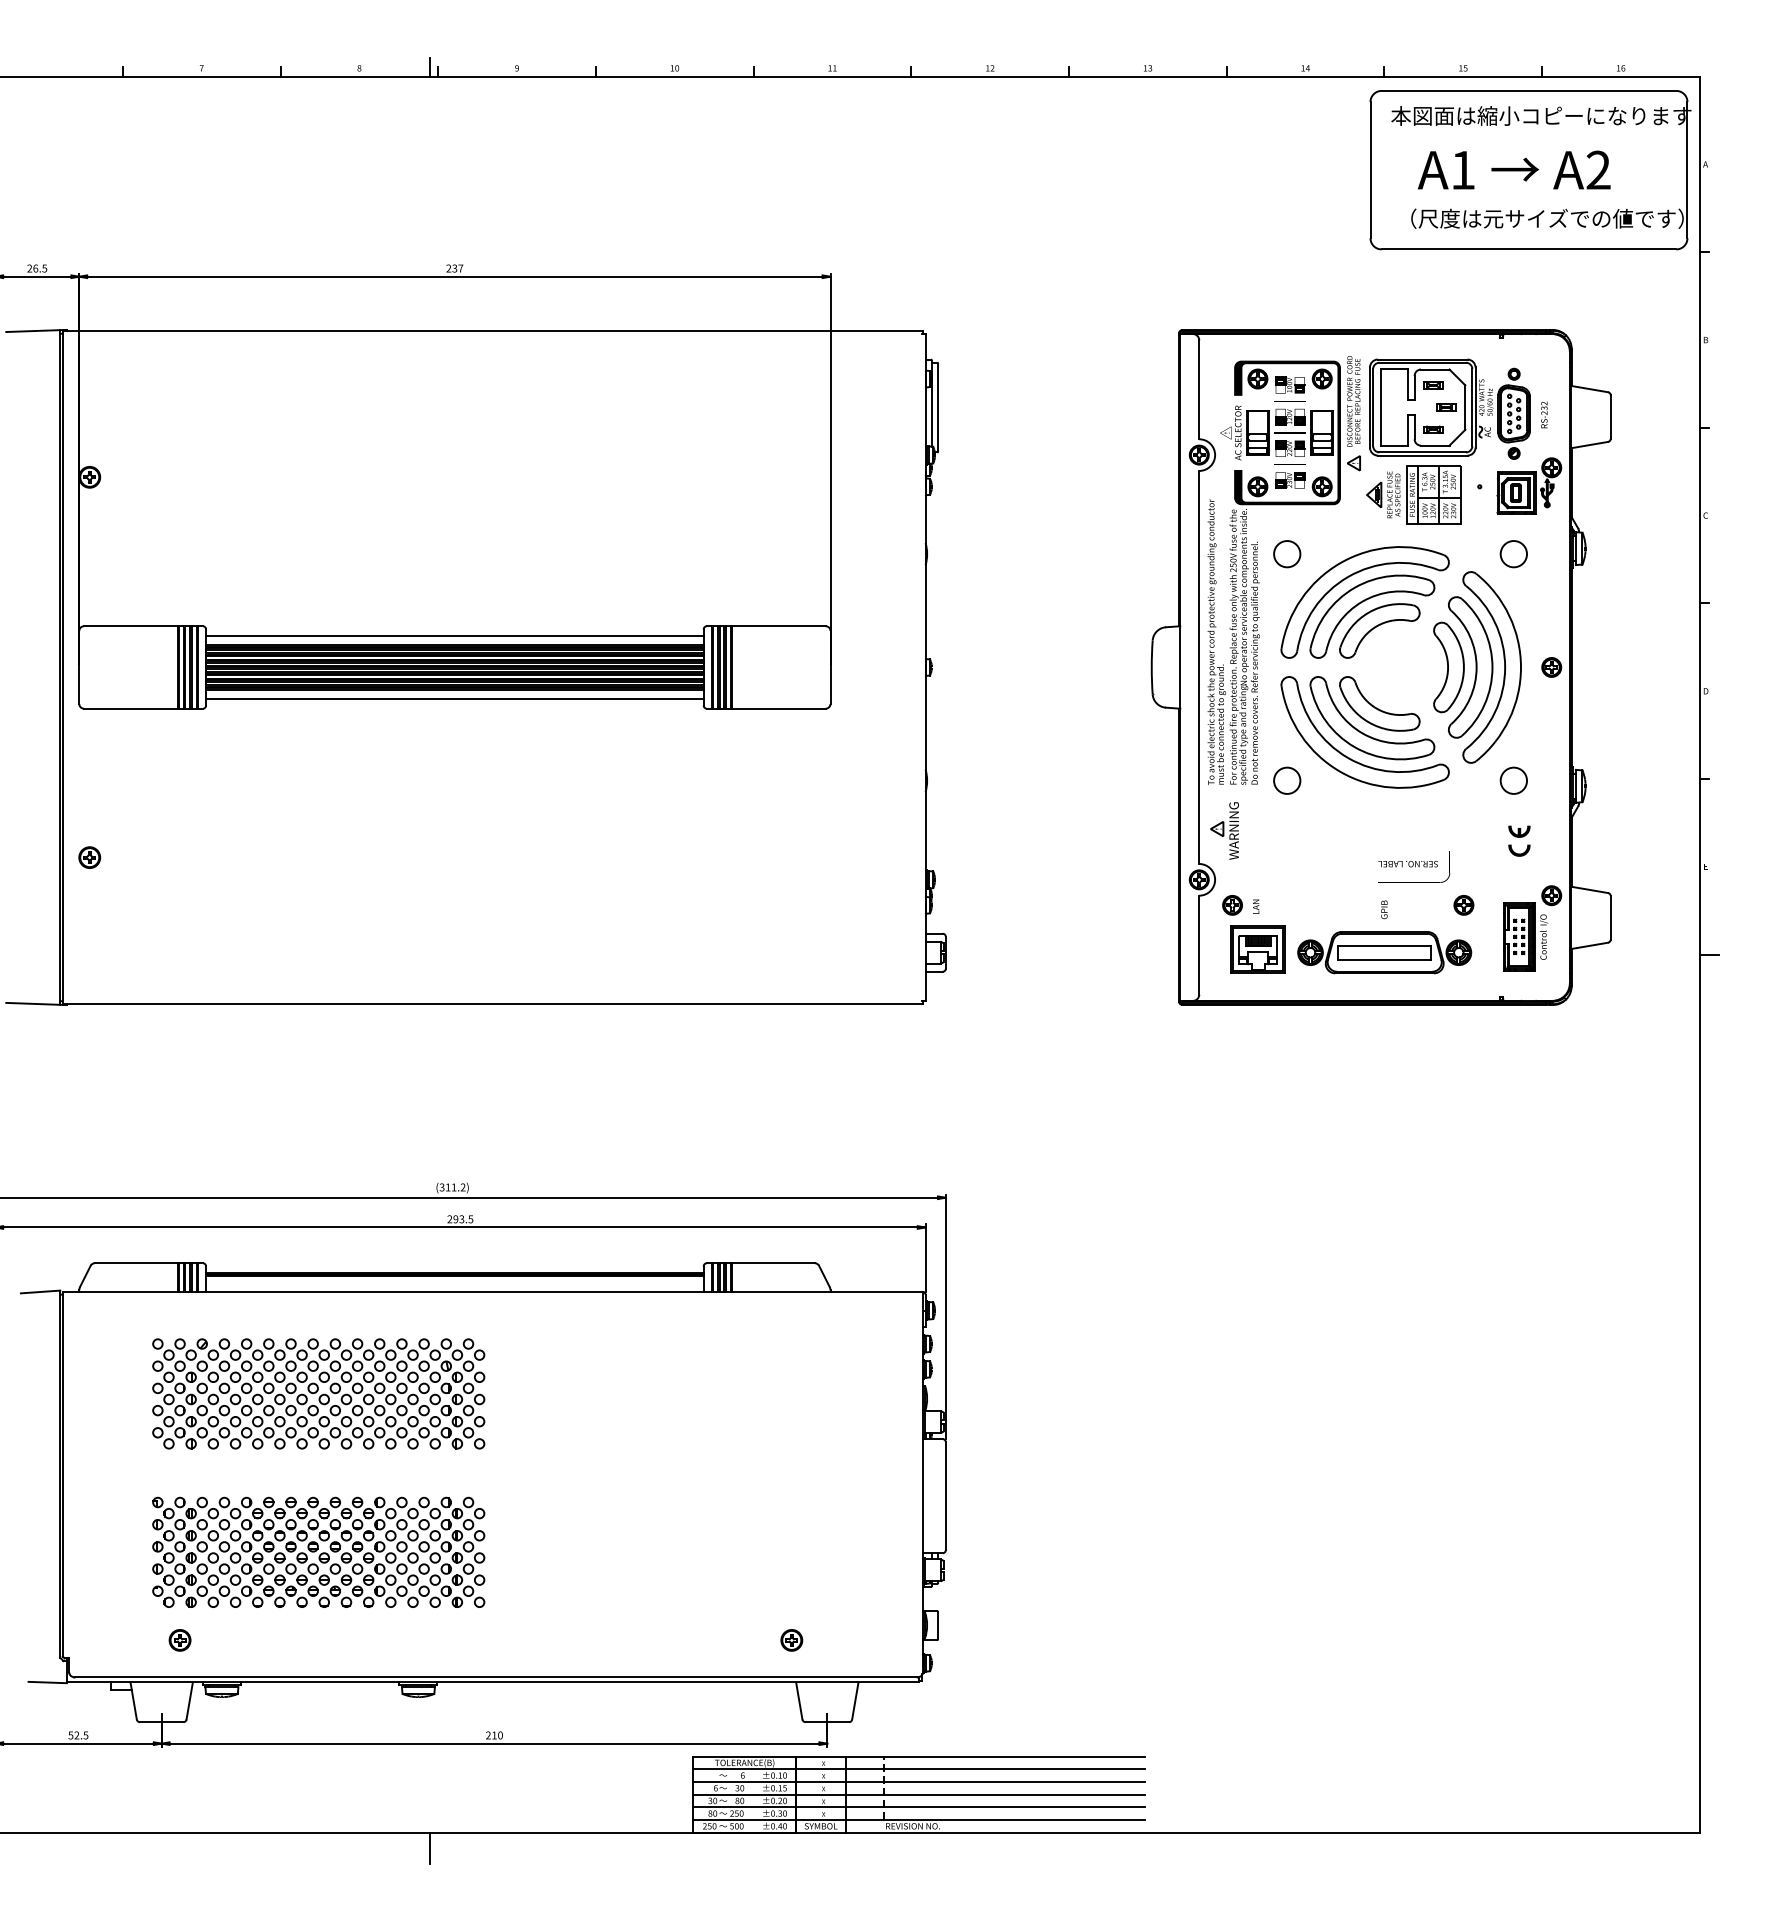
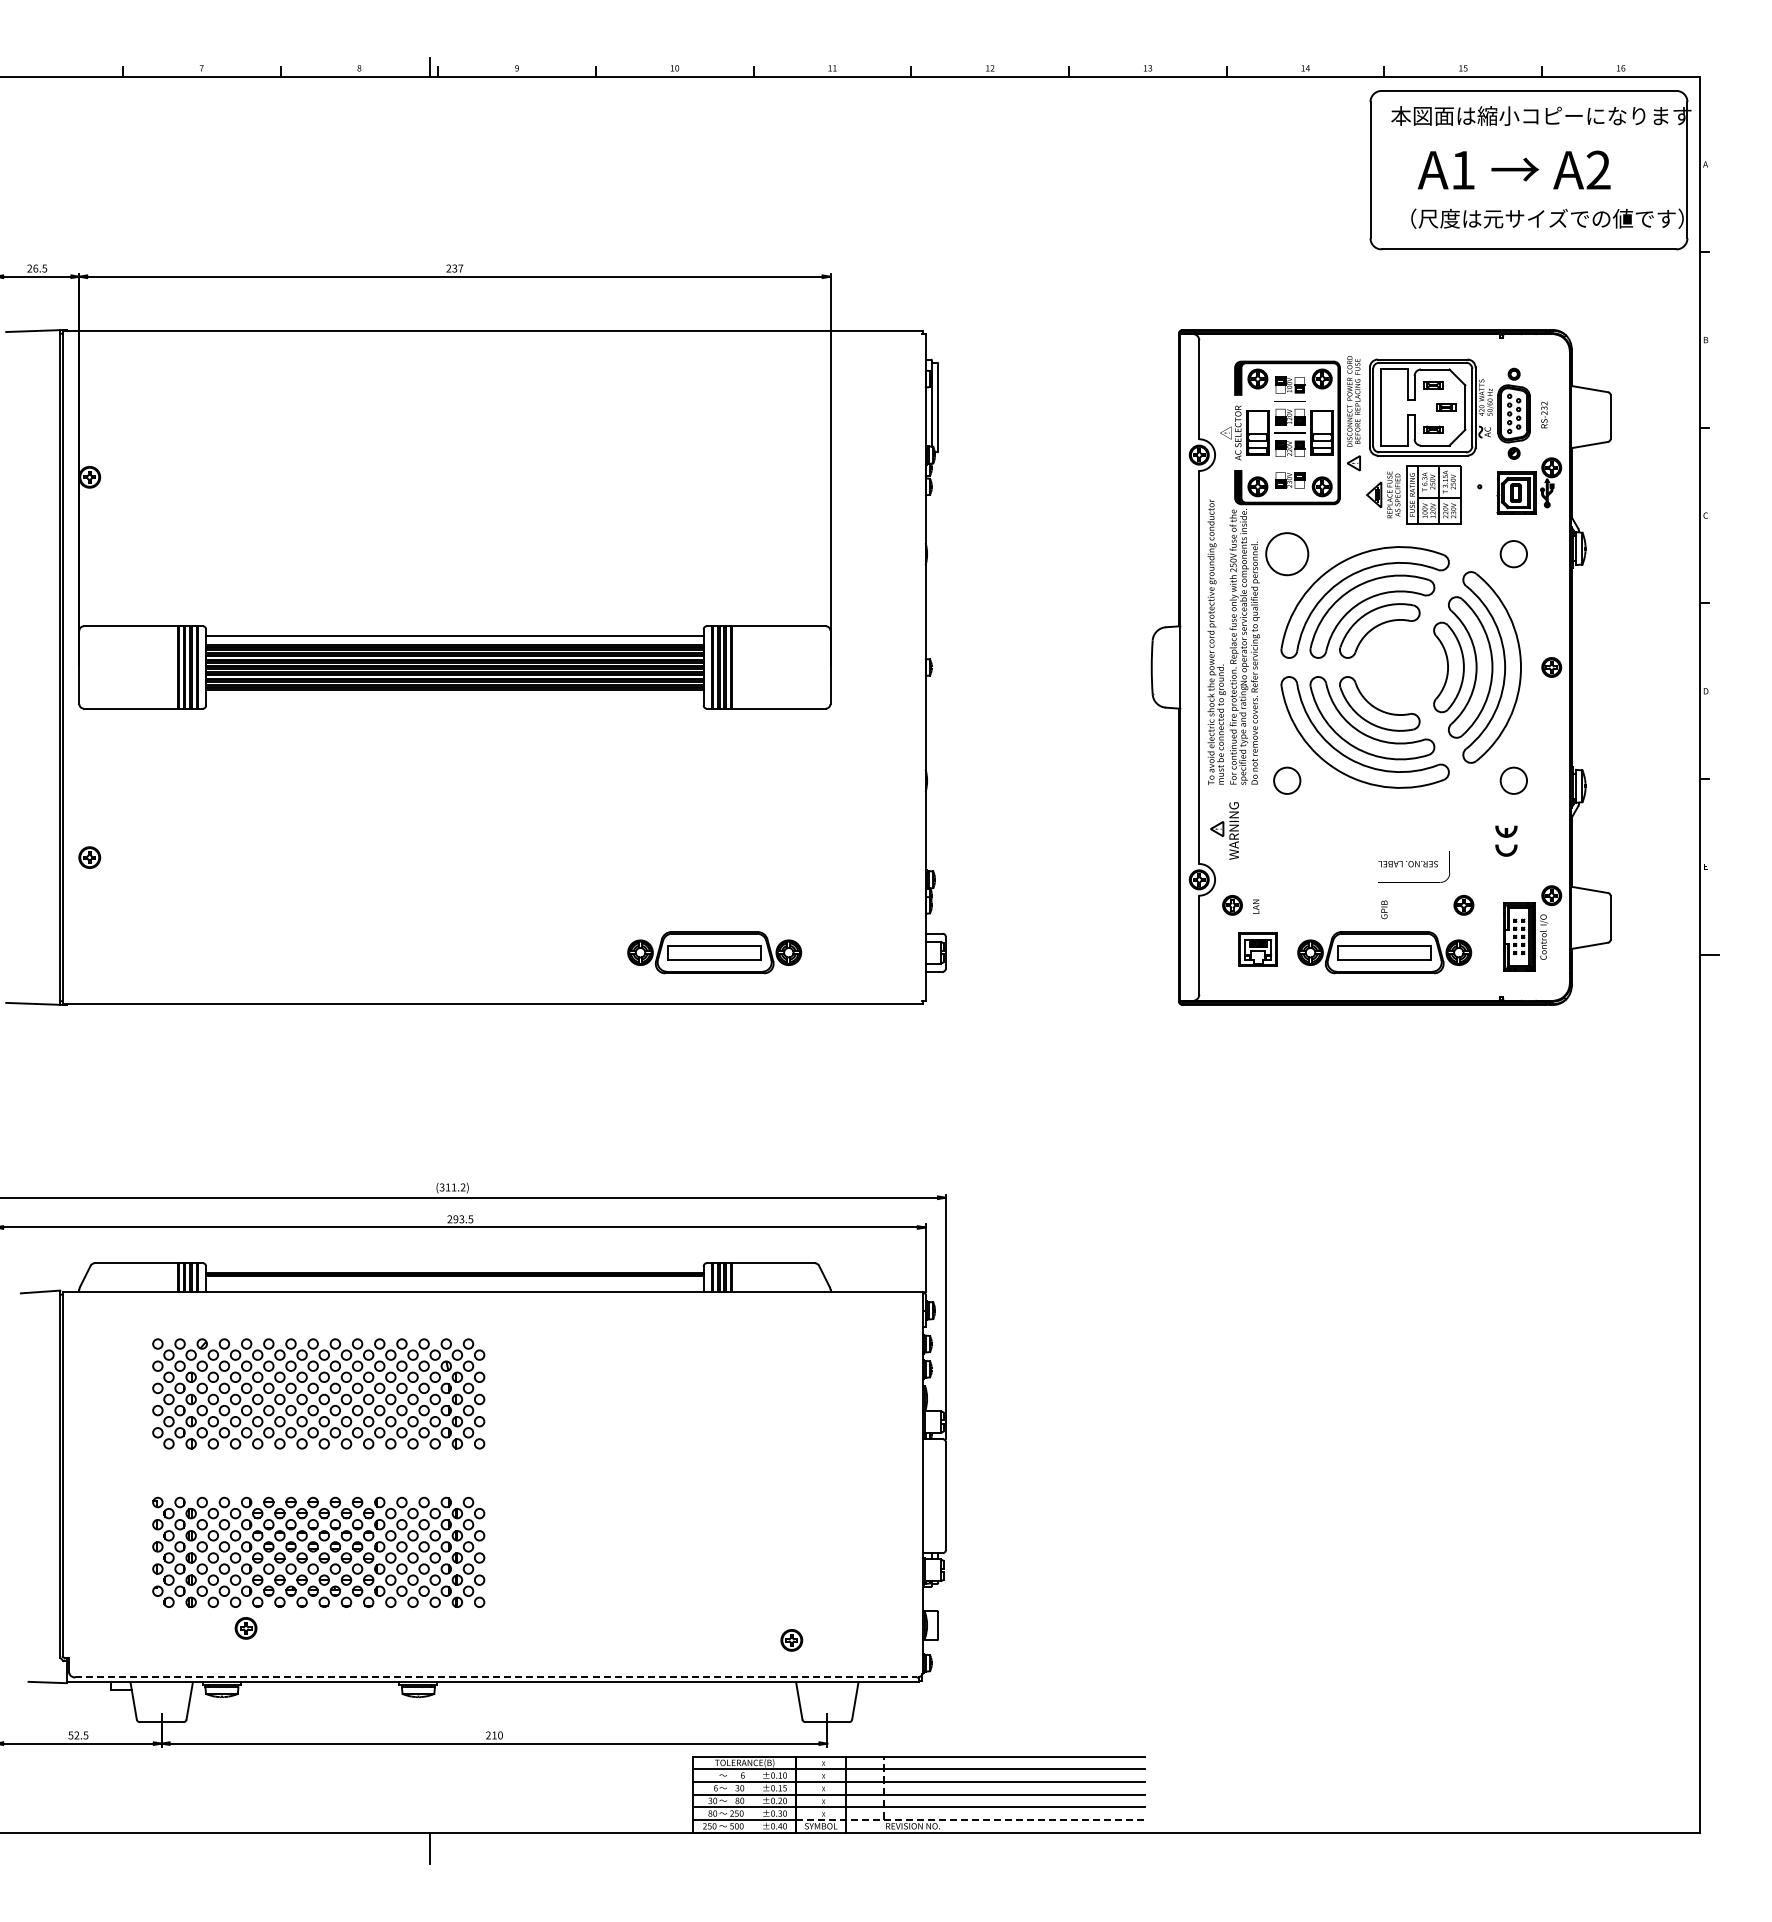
line: present -> none (1289, 464)
circle diameter: 26 px -> 42 px (1287, 554)
line: present -> none (454, 699)
part position: (1519, 840) -> (1506, 840) (1506, 840)
part size: 56x49 px -> 40x35 px (1257, 949)
part: none -> present (714, 952)
part position: (179, 1640) -> (245, 1628) (245, 1628)
line: solid -> dashed (496, 1677)
line: solid -> dashed (971, 1819)
